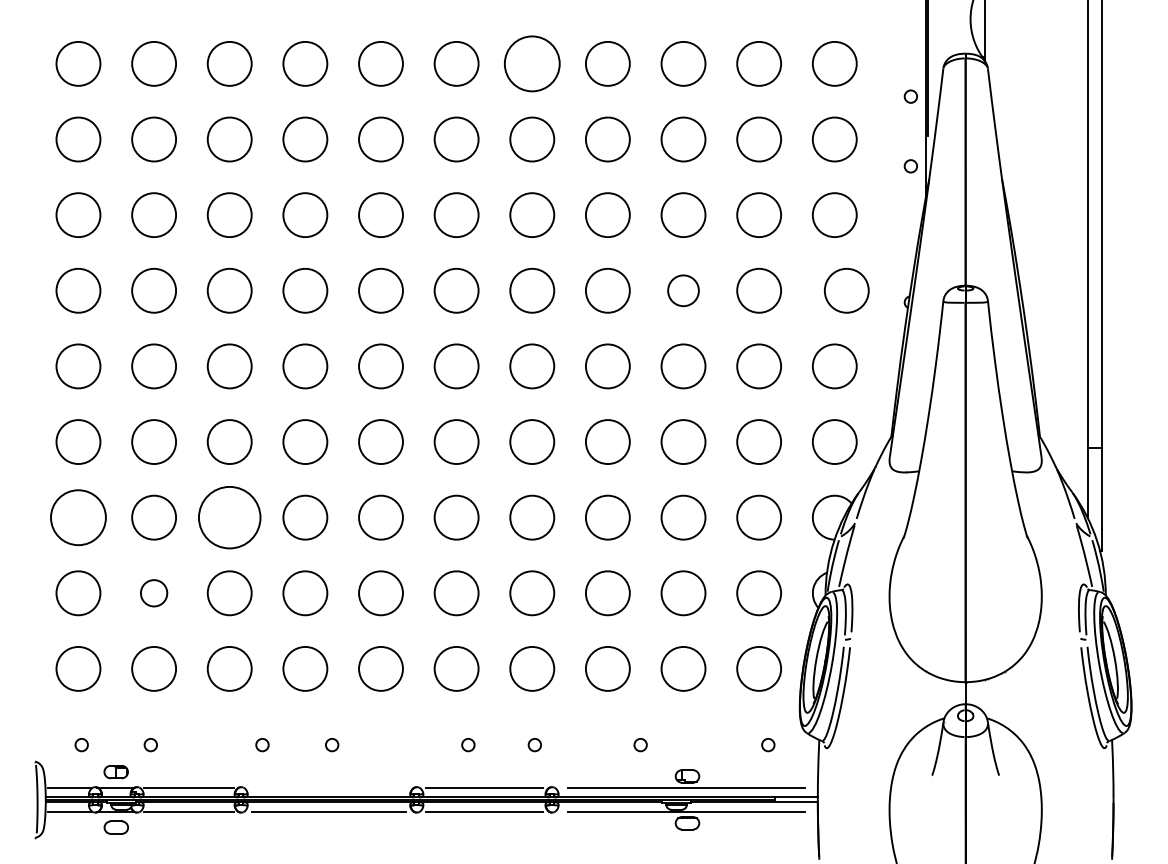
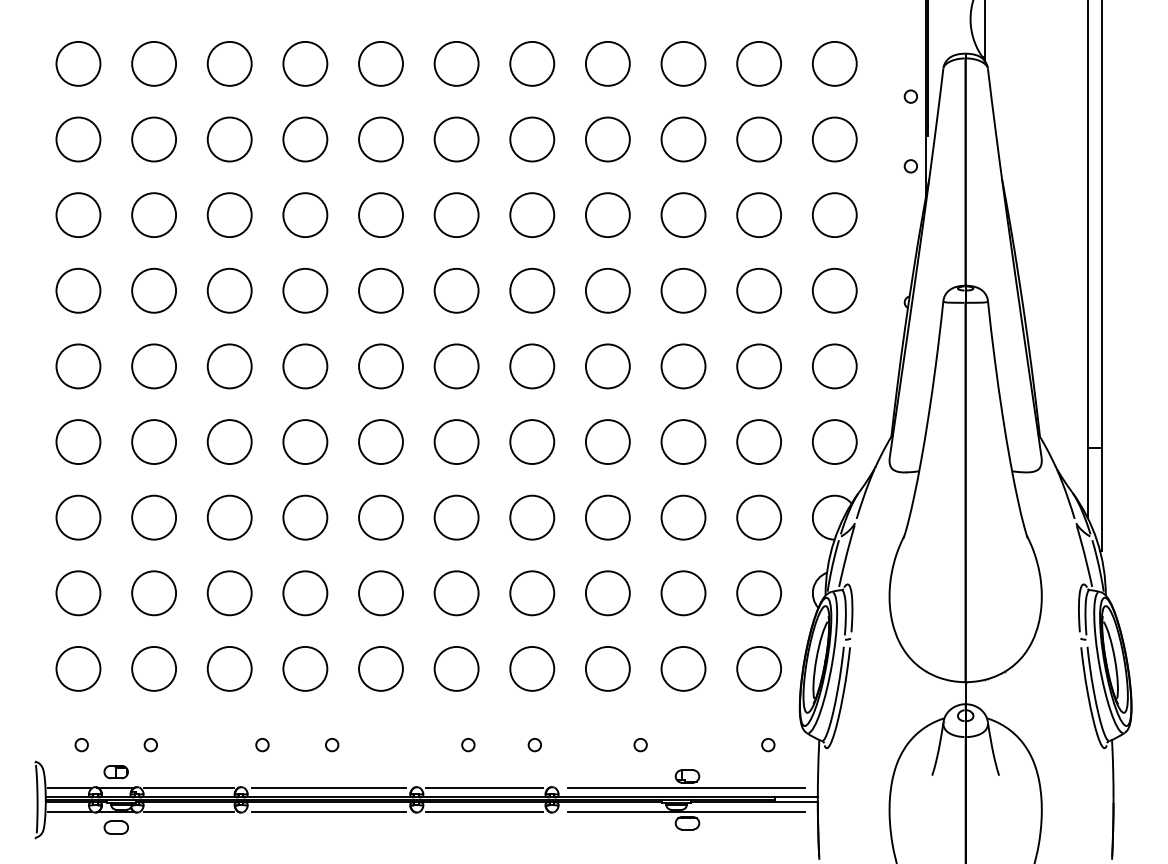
circle diameter: 55 px -> 44 px (532, 63)
circle diameter: 31 px -> 44 px (683, 290)
circle position: (846, 290) -> (834, 290) (834, 290)
circle size: 57x58 px -> 47x47 px (78, 517)
circle diameter: 62 px -> 44 px (229, 517)
circle diameter: 26 px -> 44 px (154, 593)
line: none -> present (328, 787)
